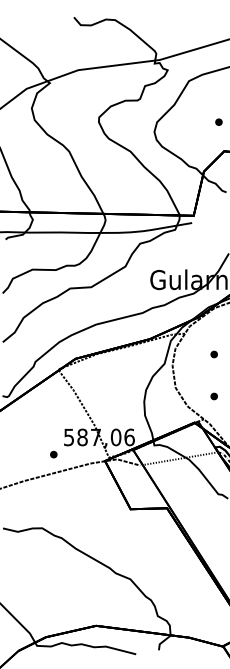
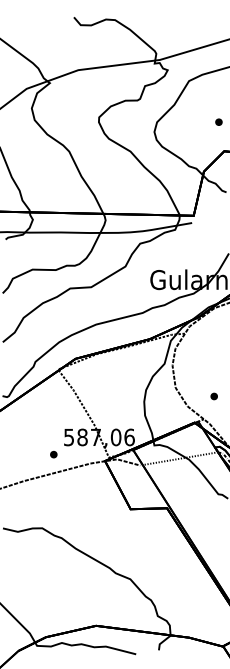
part: present -> none (213, 354)
